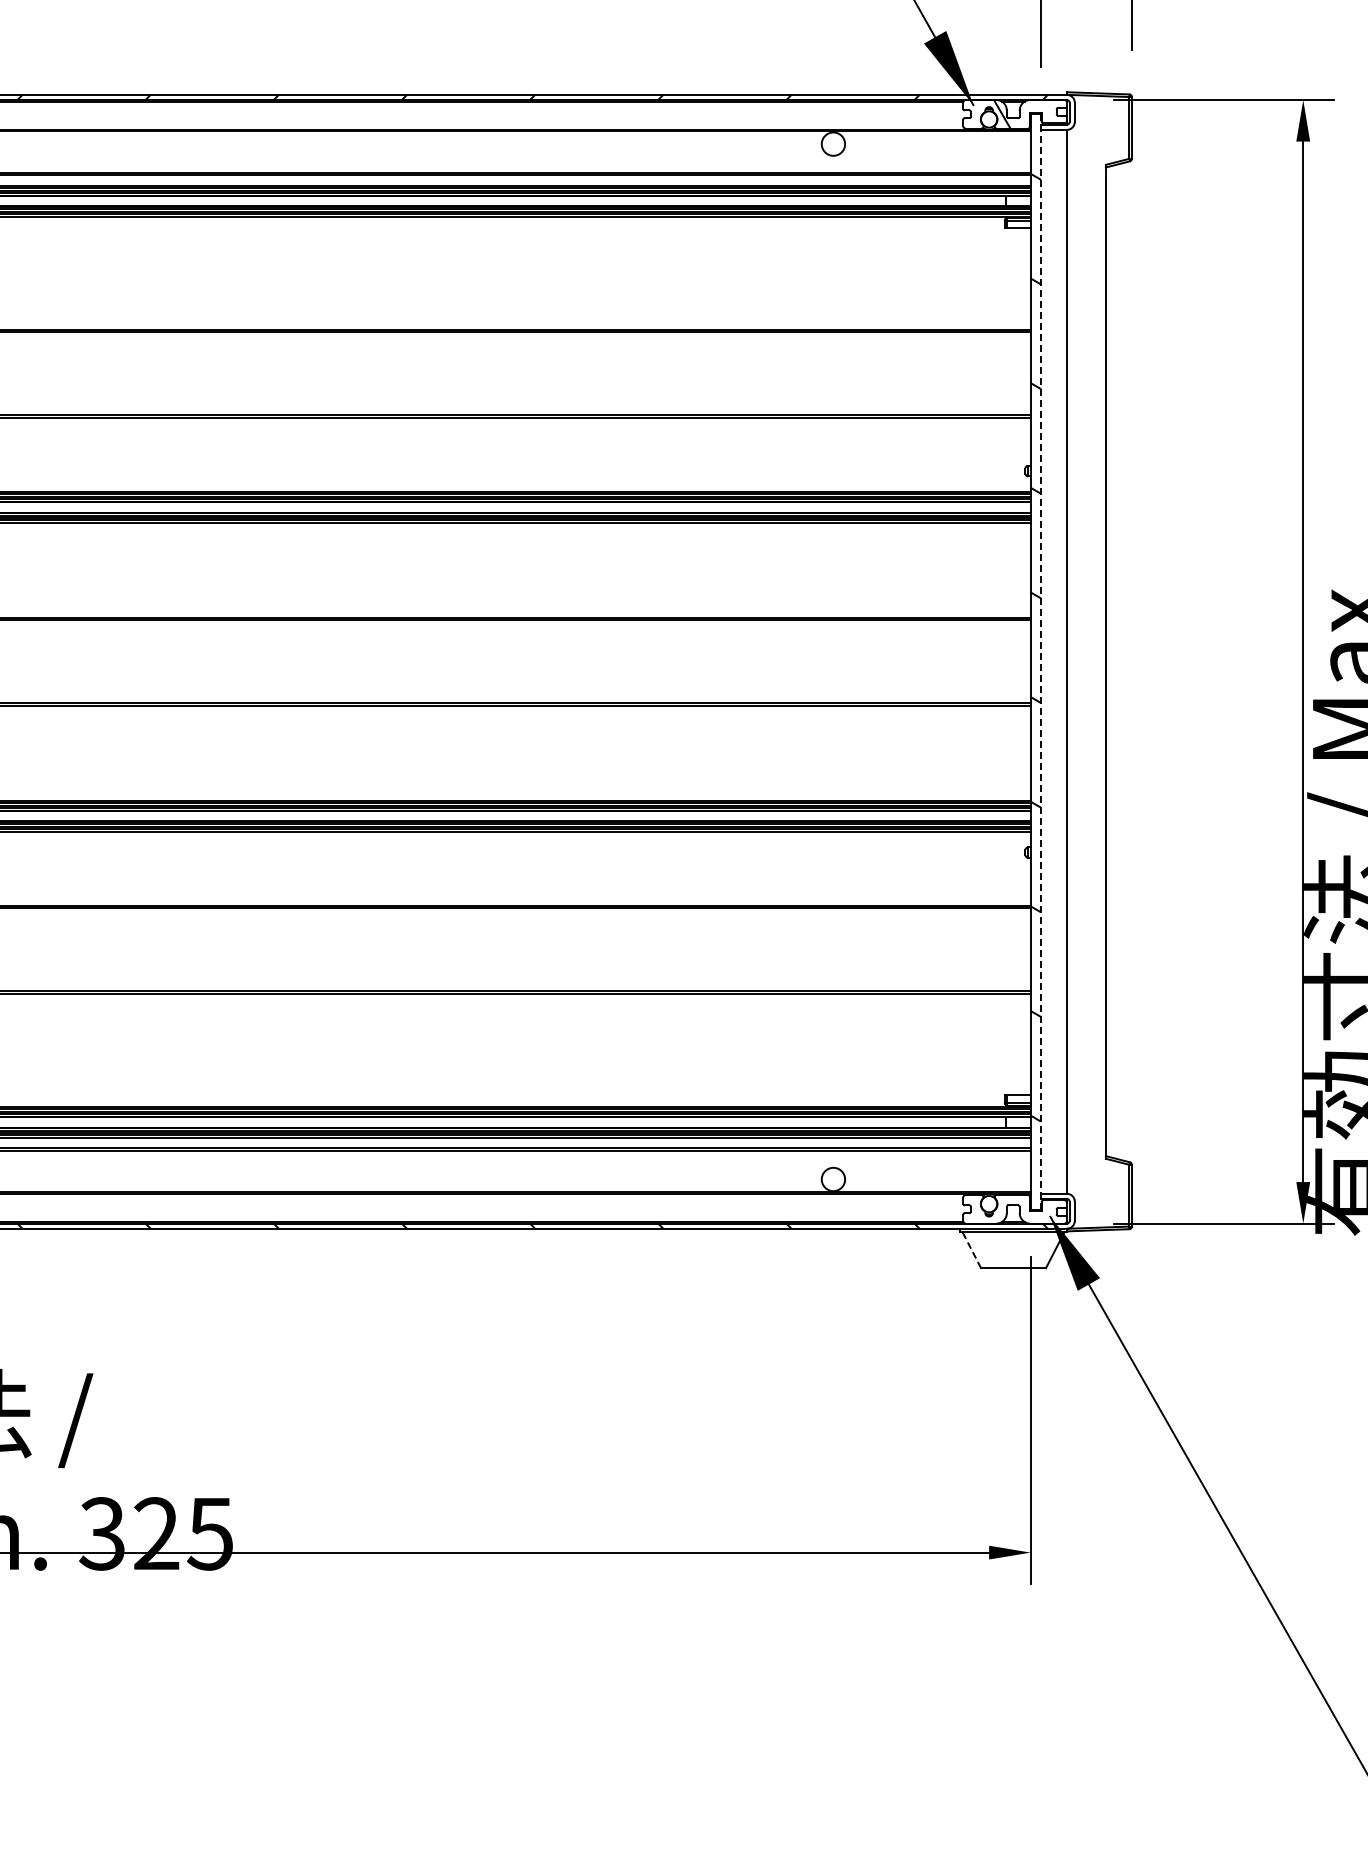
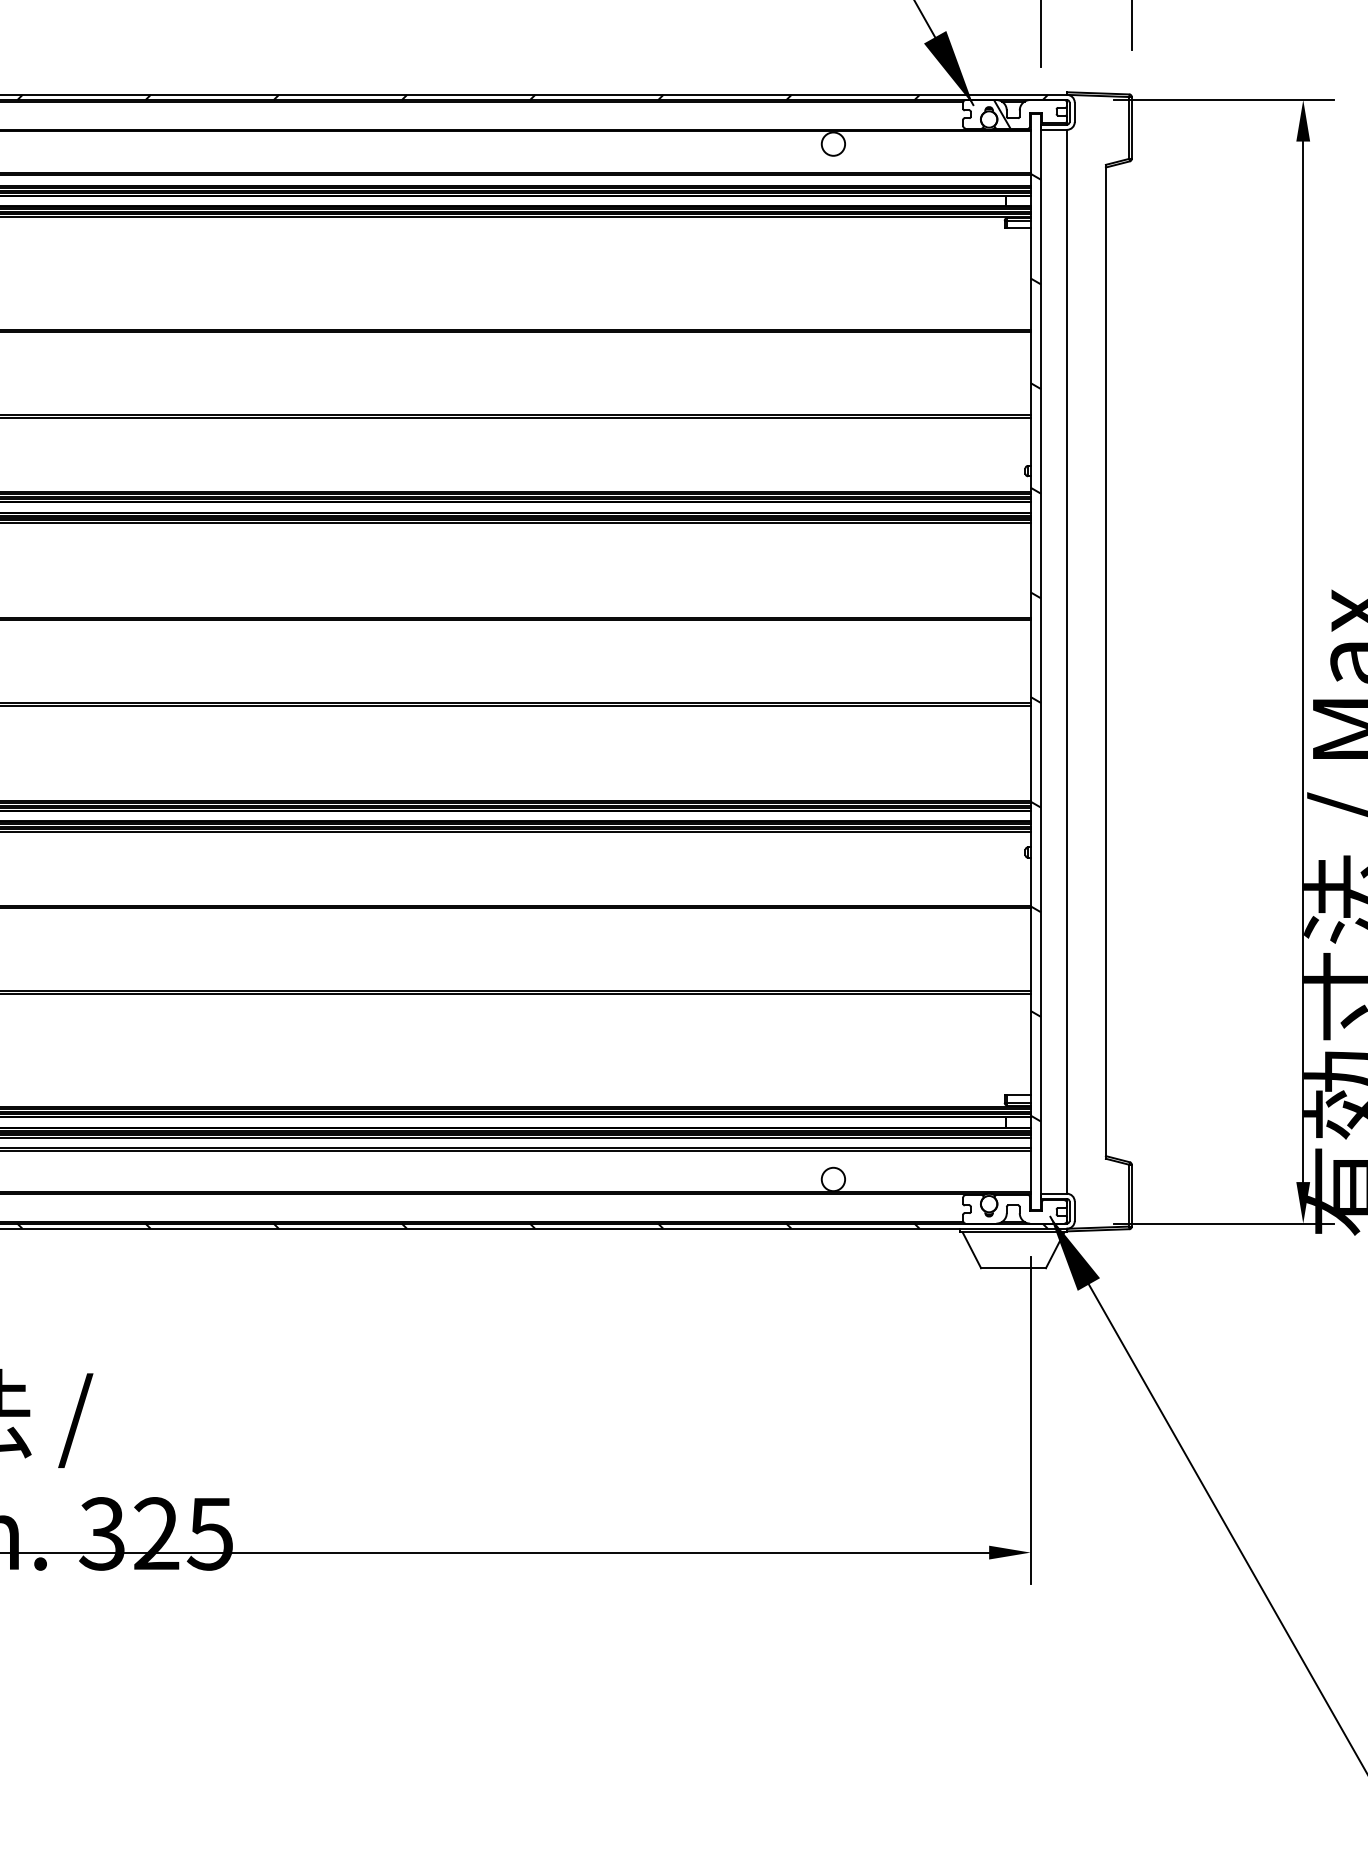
line: dashed -> solid (1041, 661)
line: dashed -> solid (971, 1249)
